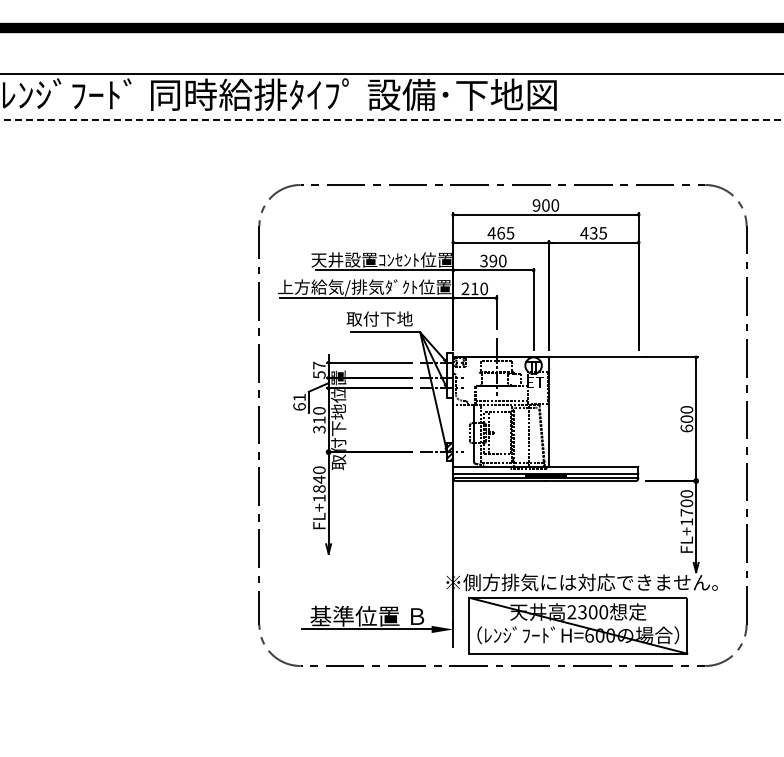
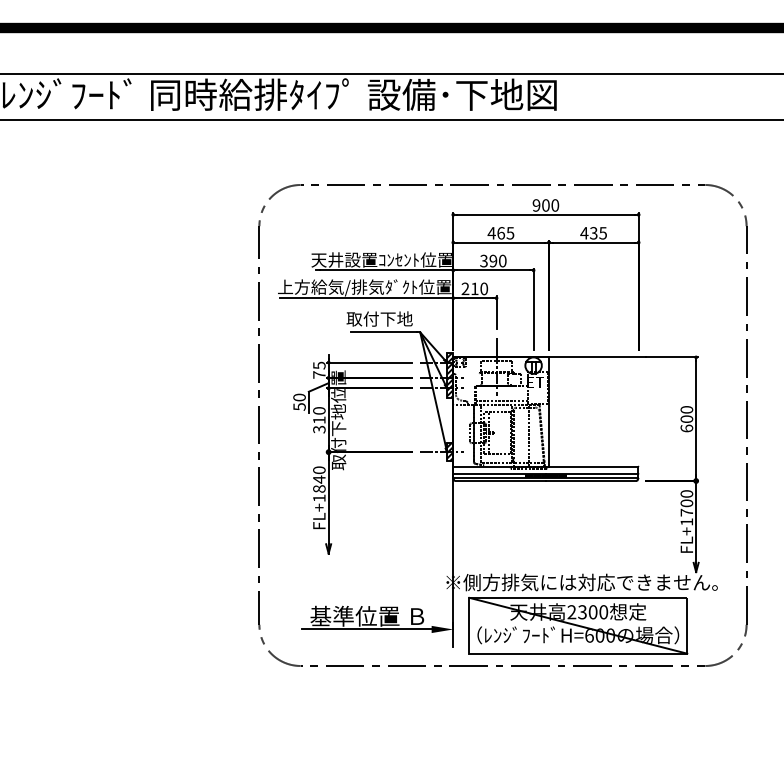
line: dashed -> solid (392, 120)
text: 57 -> 75 (319, 369)
hatch: none -> present (450, 375)
text: 61 -> 50 (299, 401)
